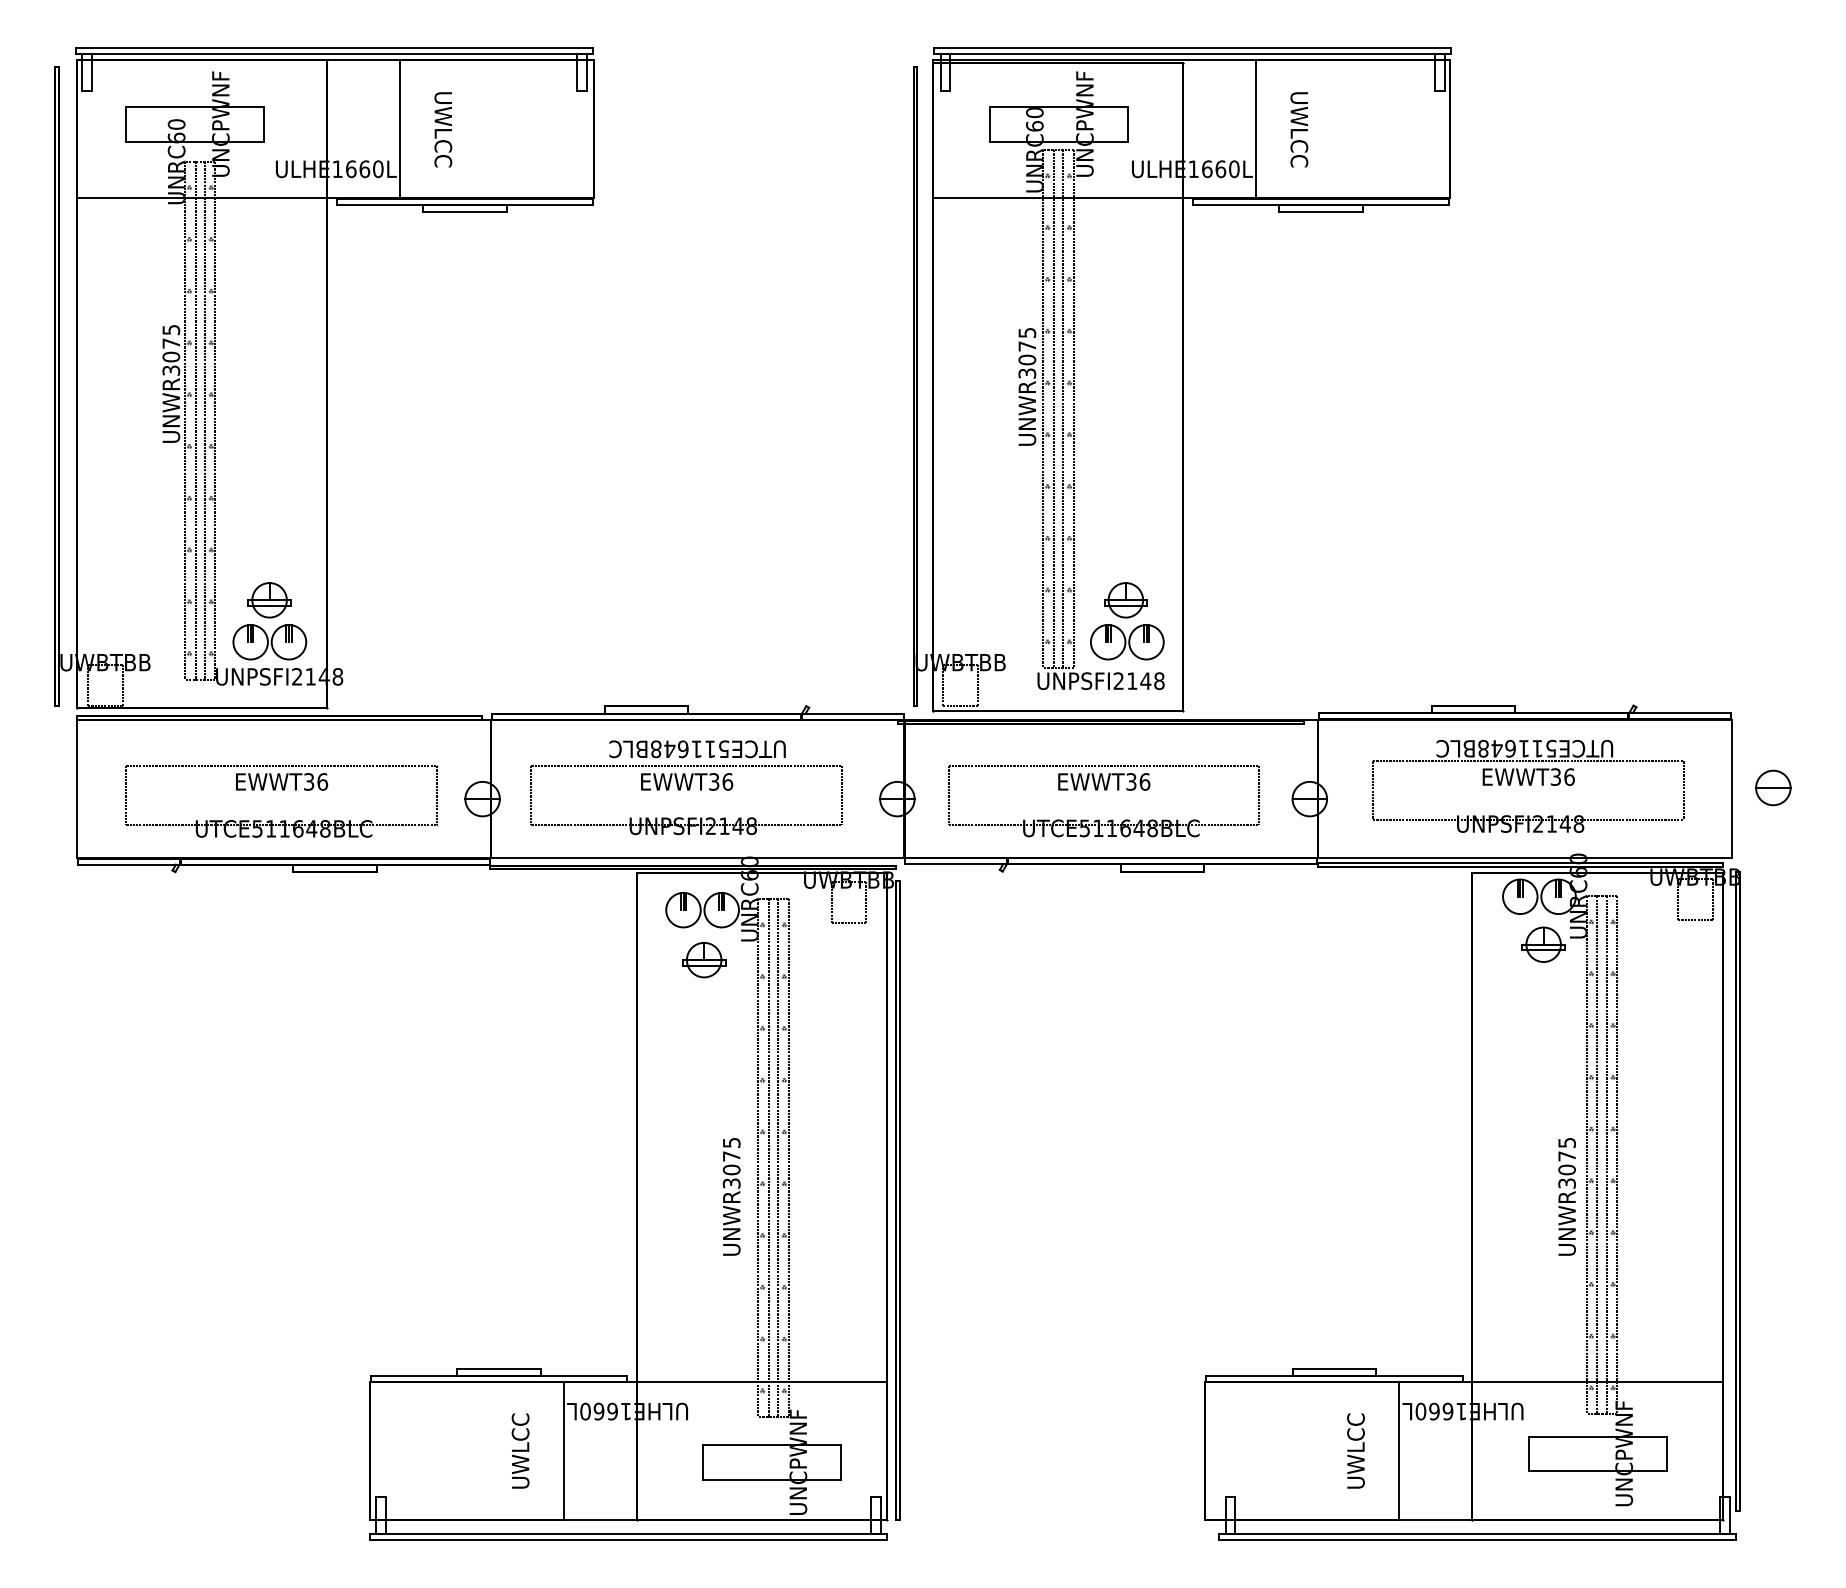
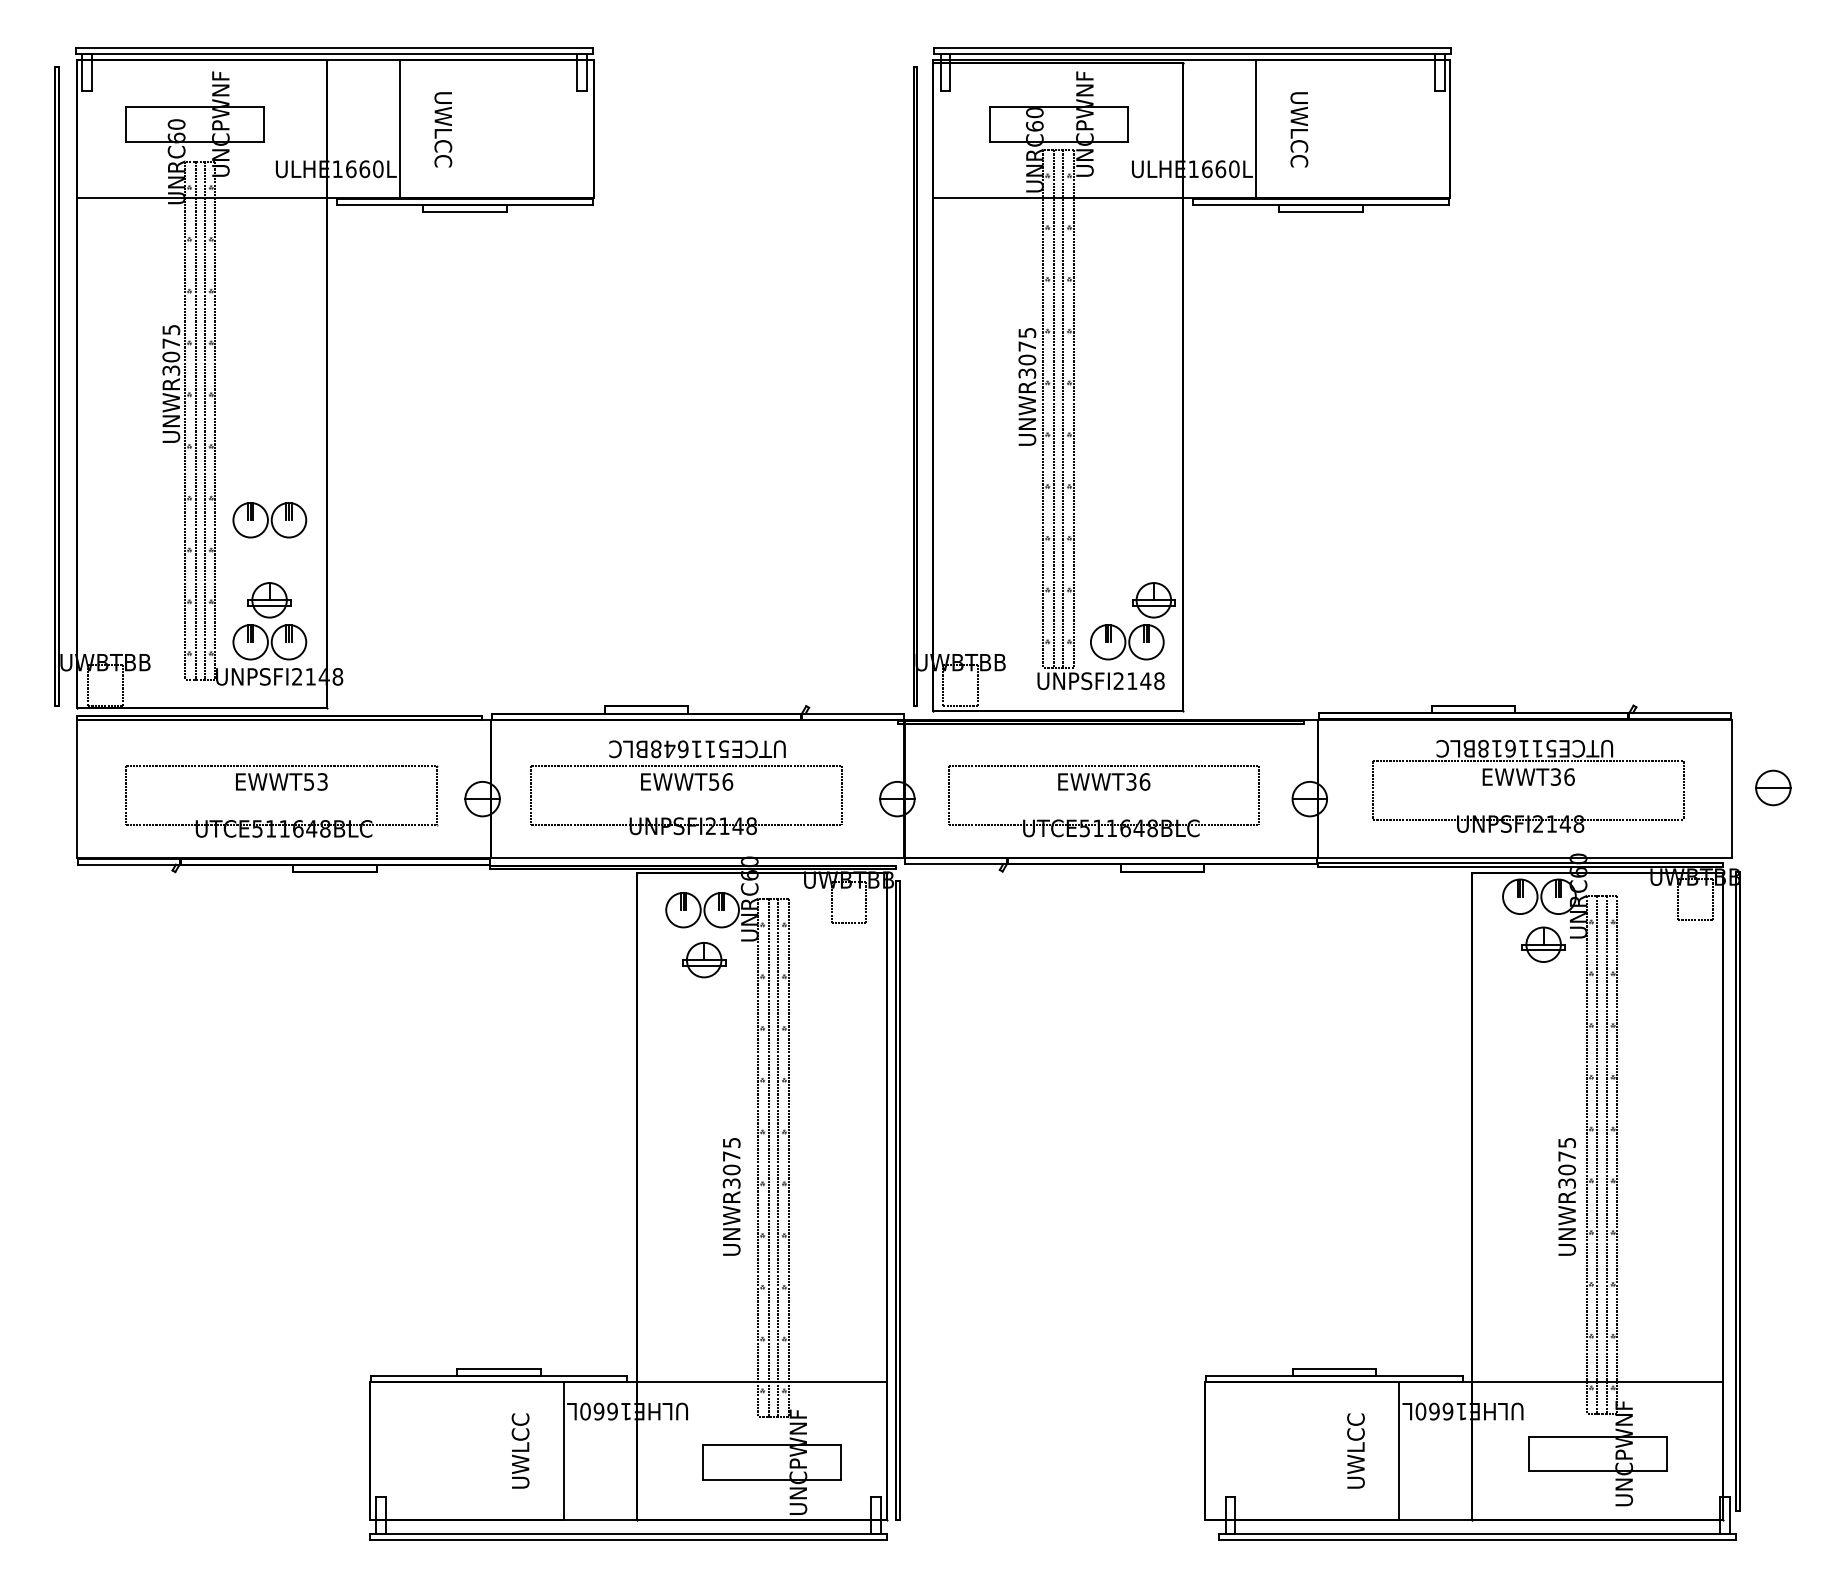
part: none -> present (269, 520)
part position: (1125, 600) -> (1153, 600) (1153, 600)
text: UTCE511648BLC -> UTCE511618BLC (1496, 748)
text: EWWT36 -> EWWT53 (316, 781)
text: EWWT36 -> EWWT56 (714, 781)
